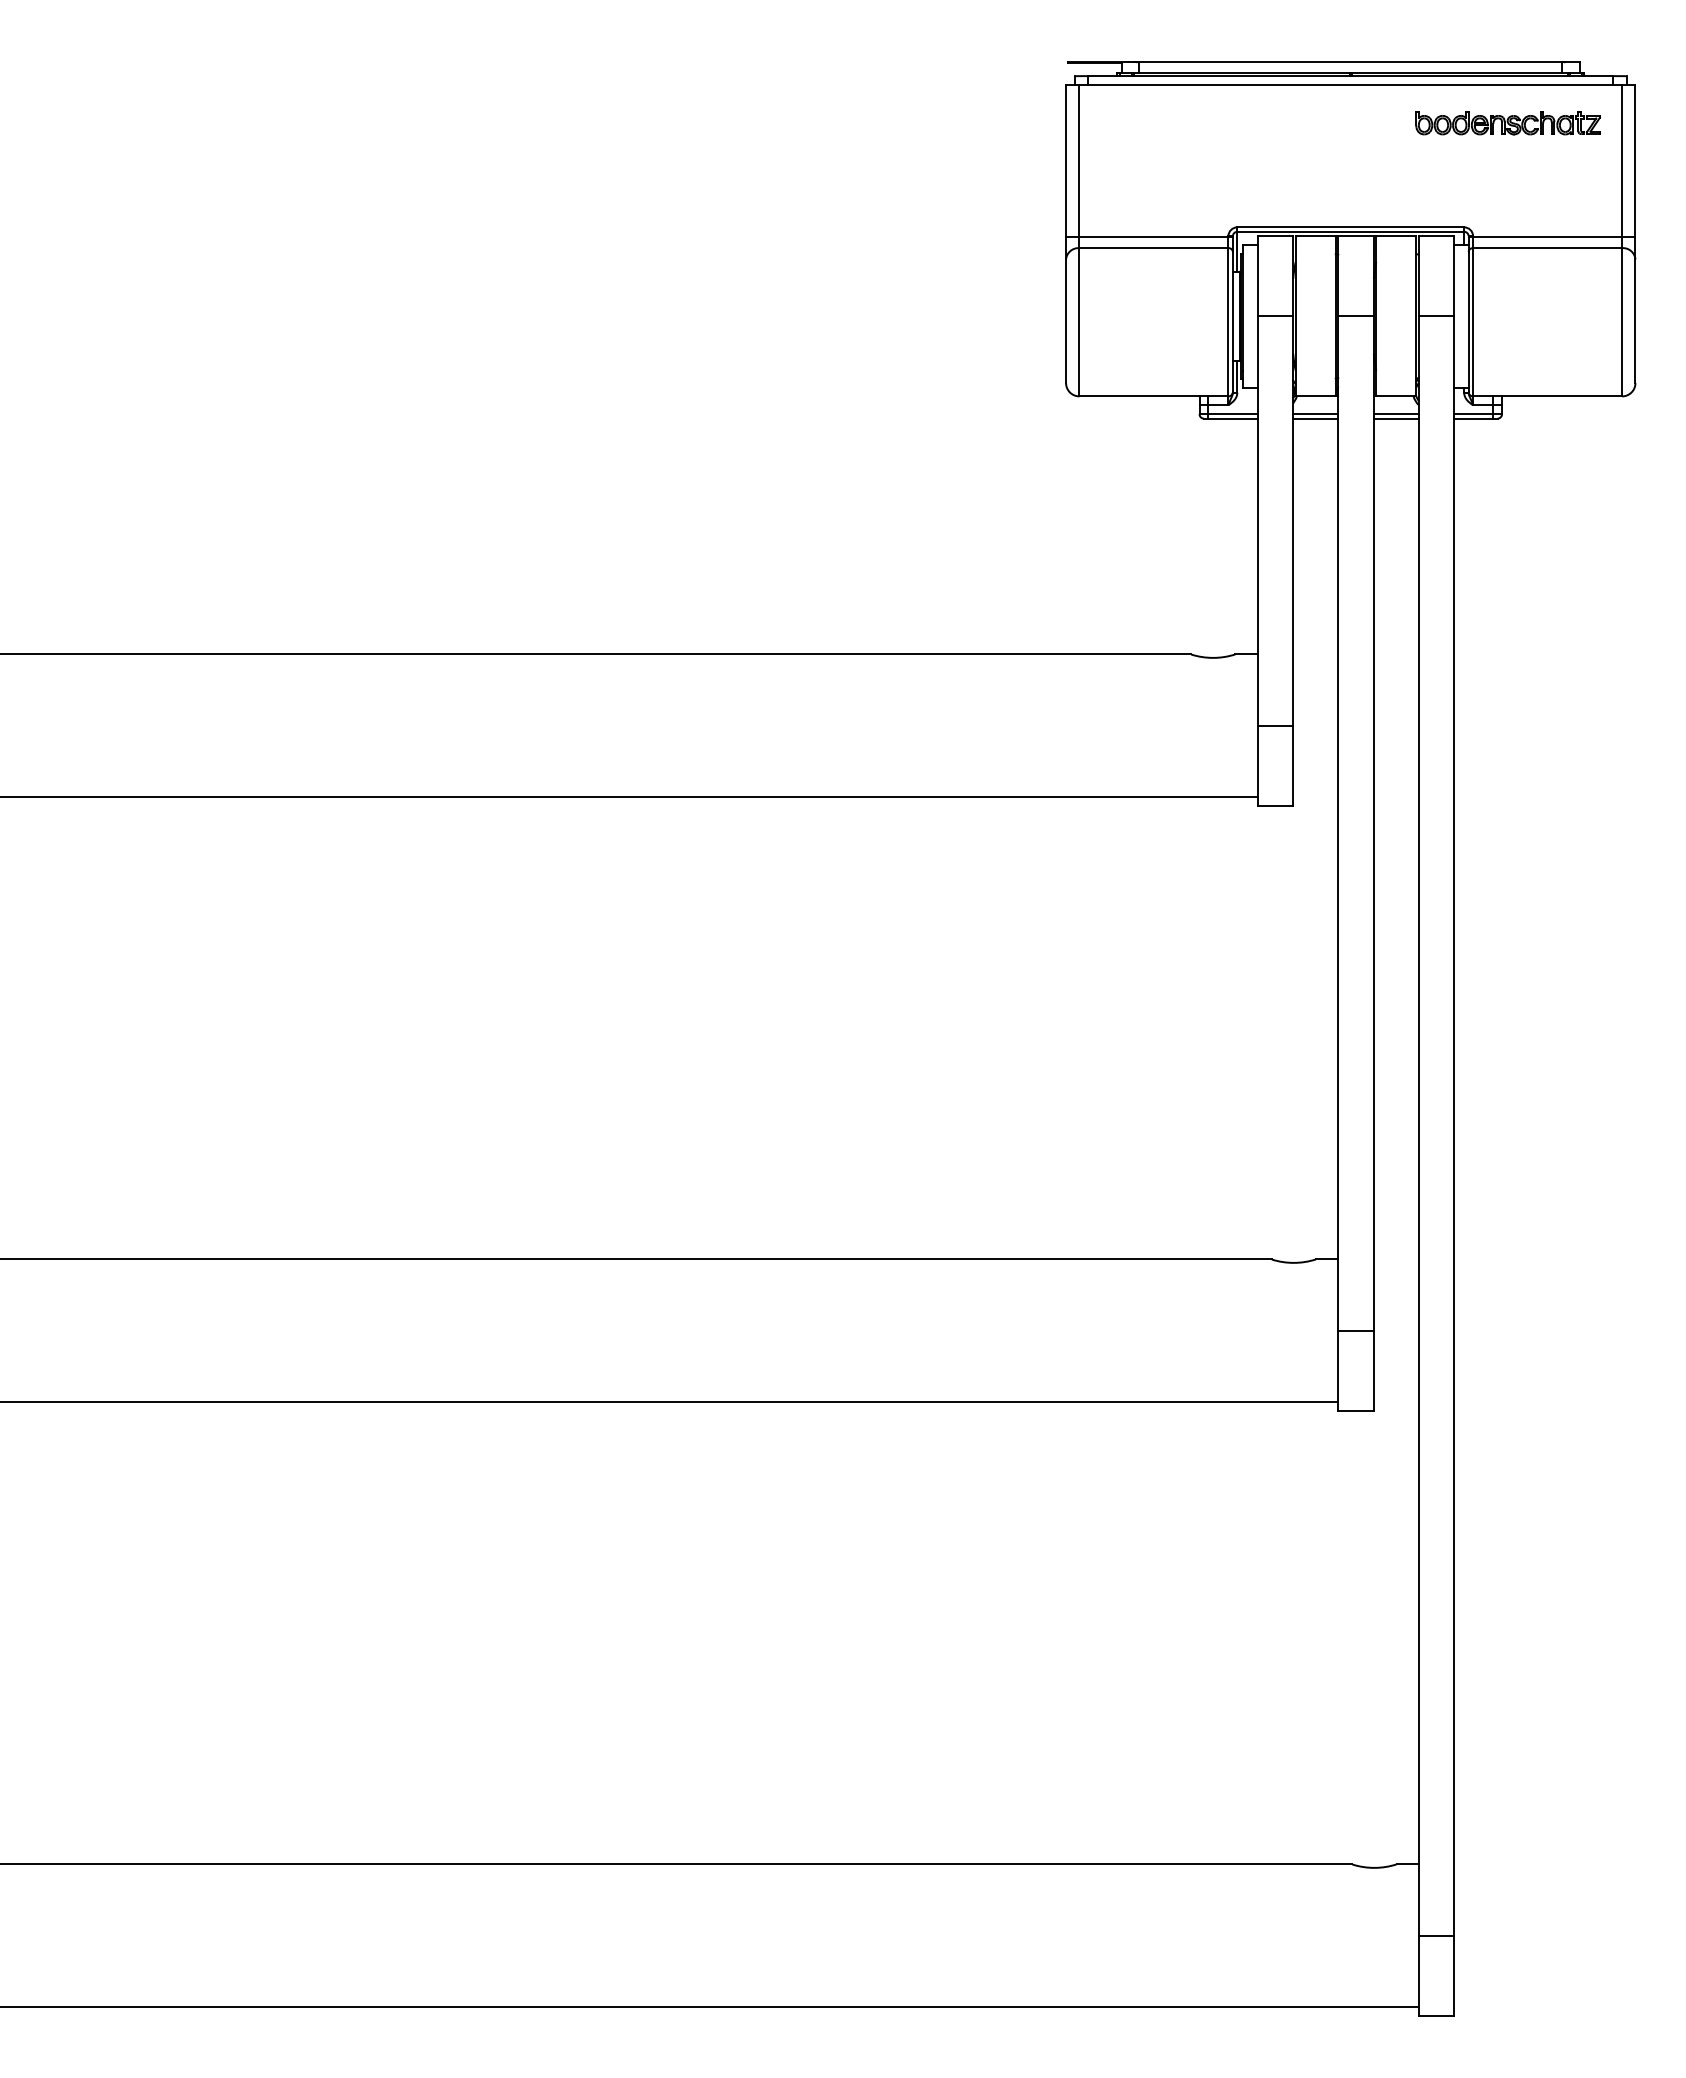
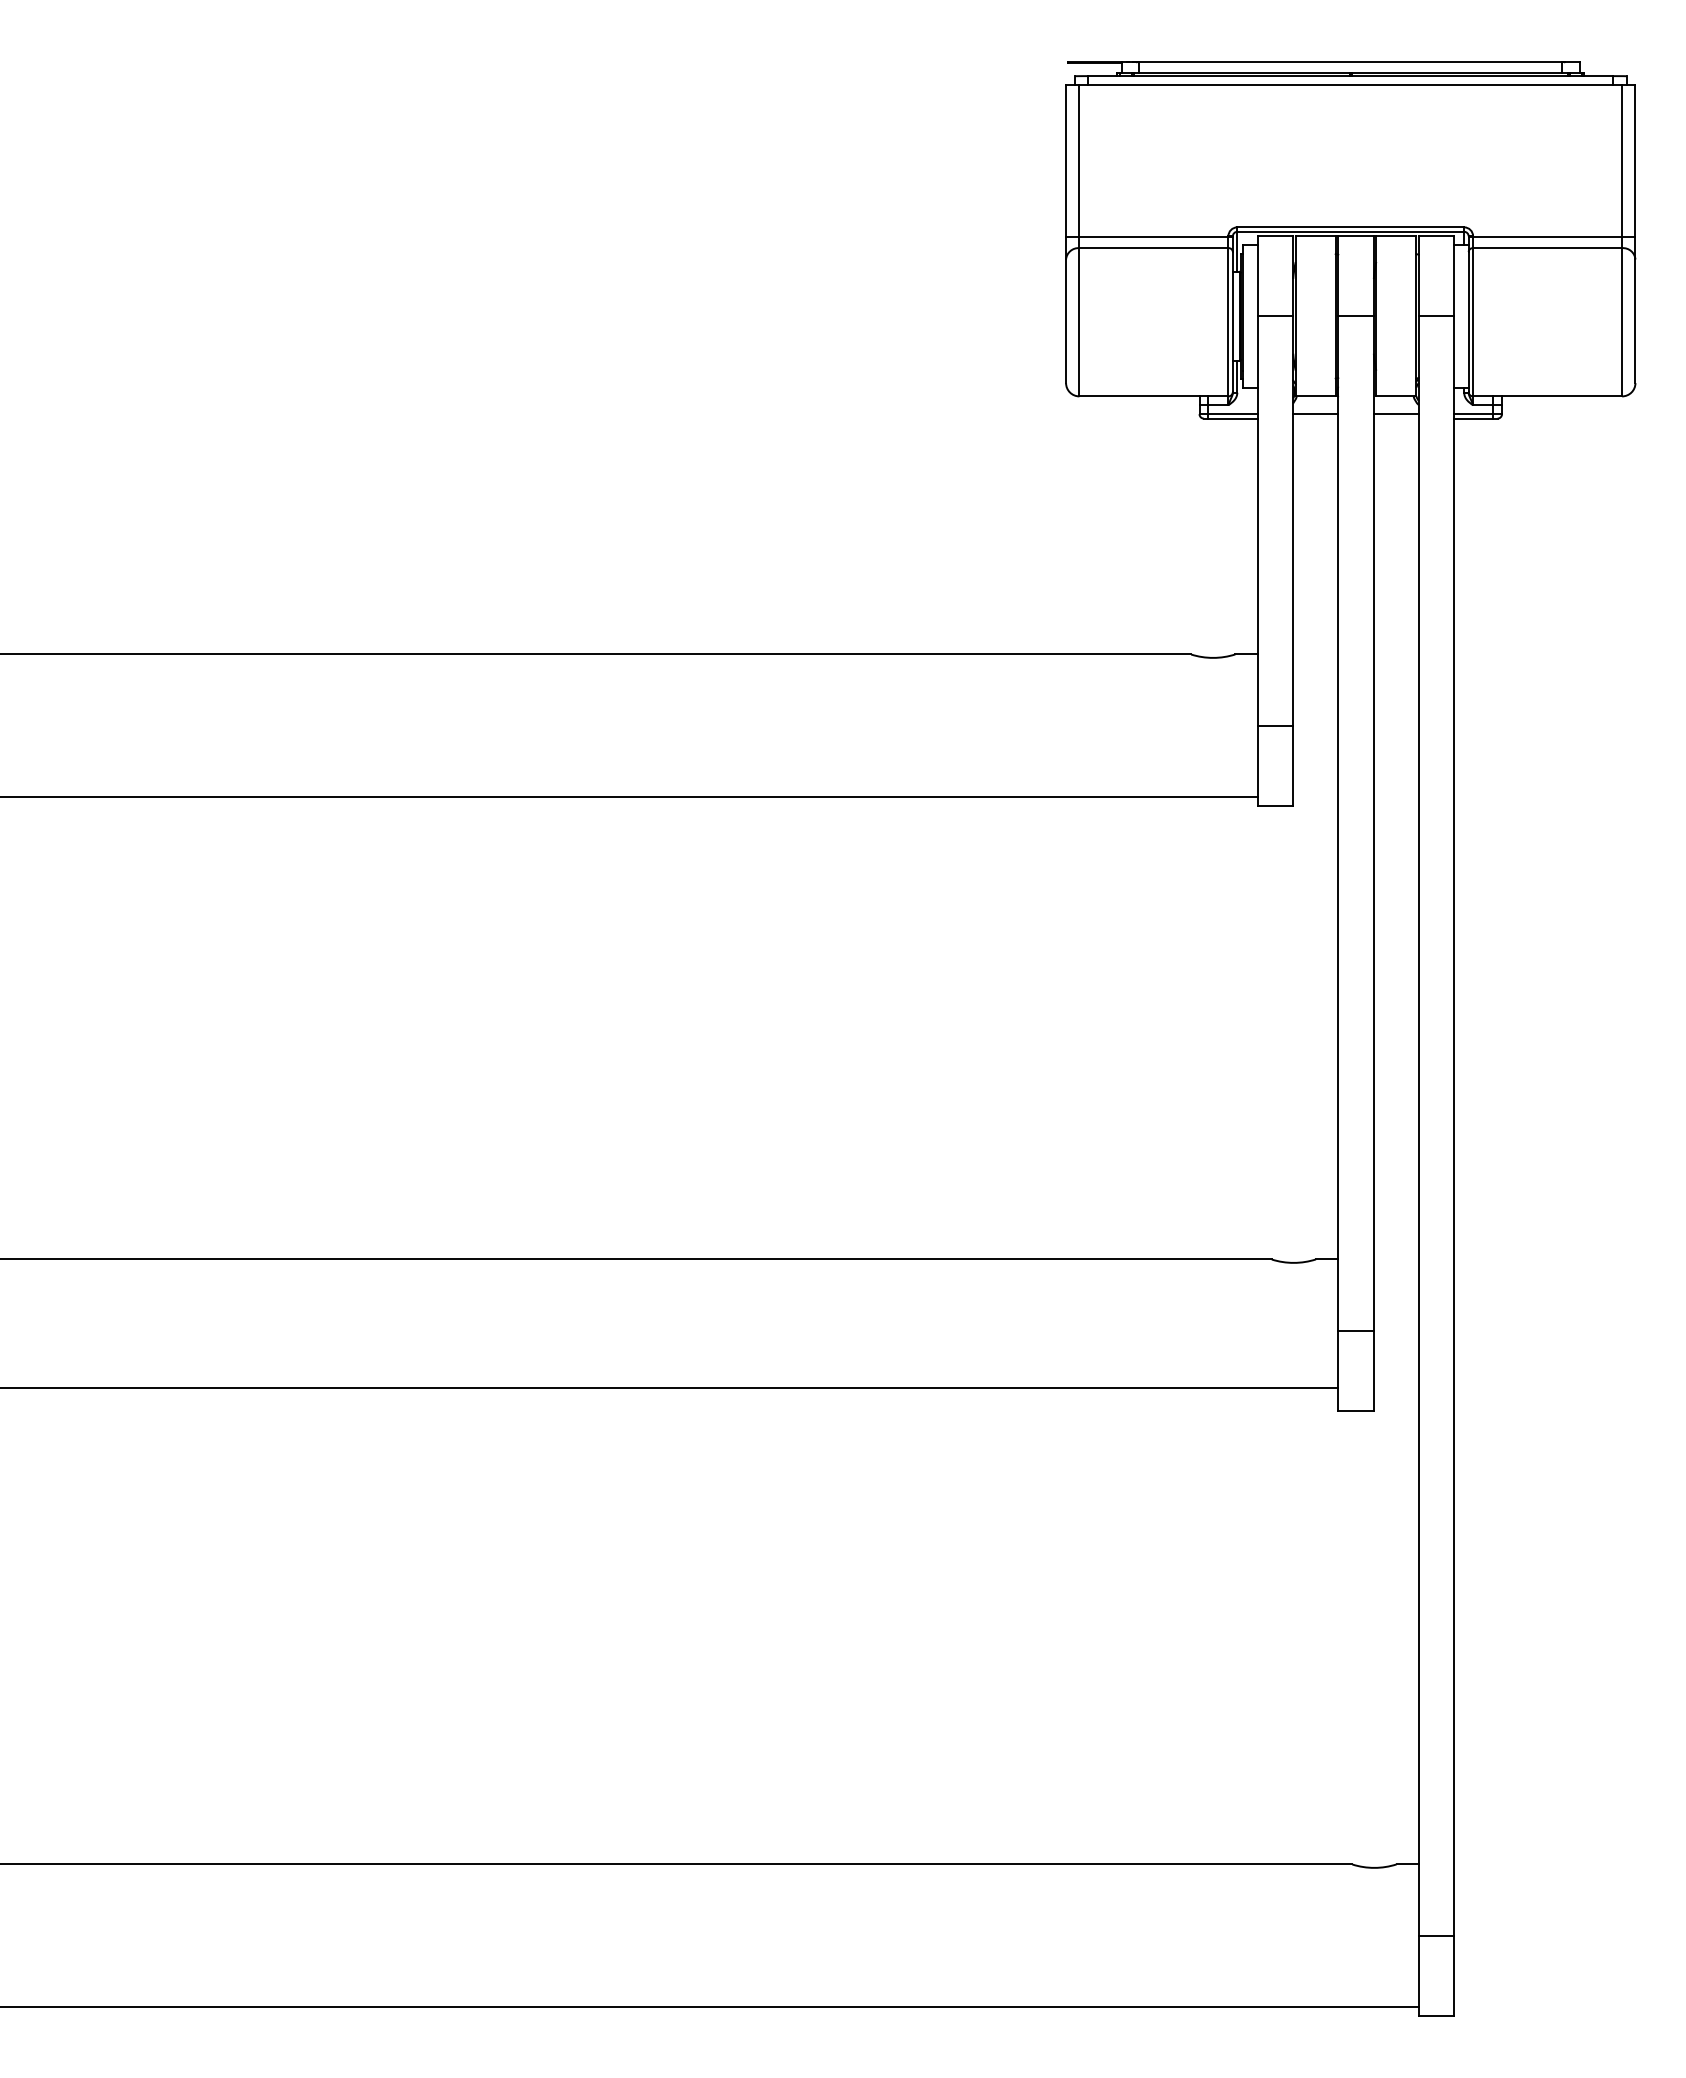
part: present -> none (1507, 123)
line: present -> none (1315, 418)
line: present -> none (1395, 418)
line position: (670, 1401) -> (670, 1387) (670, 1387)
